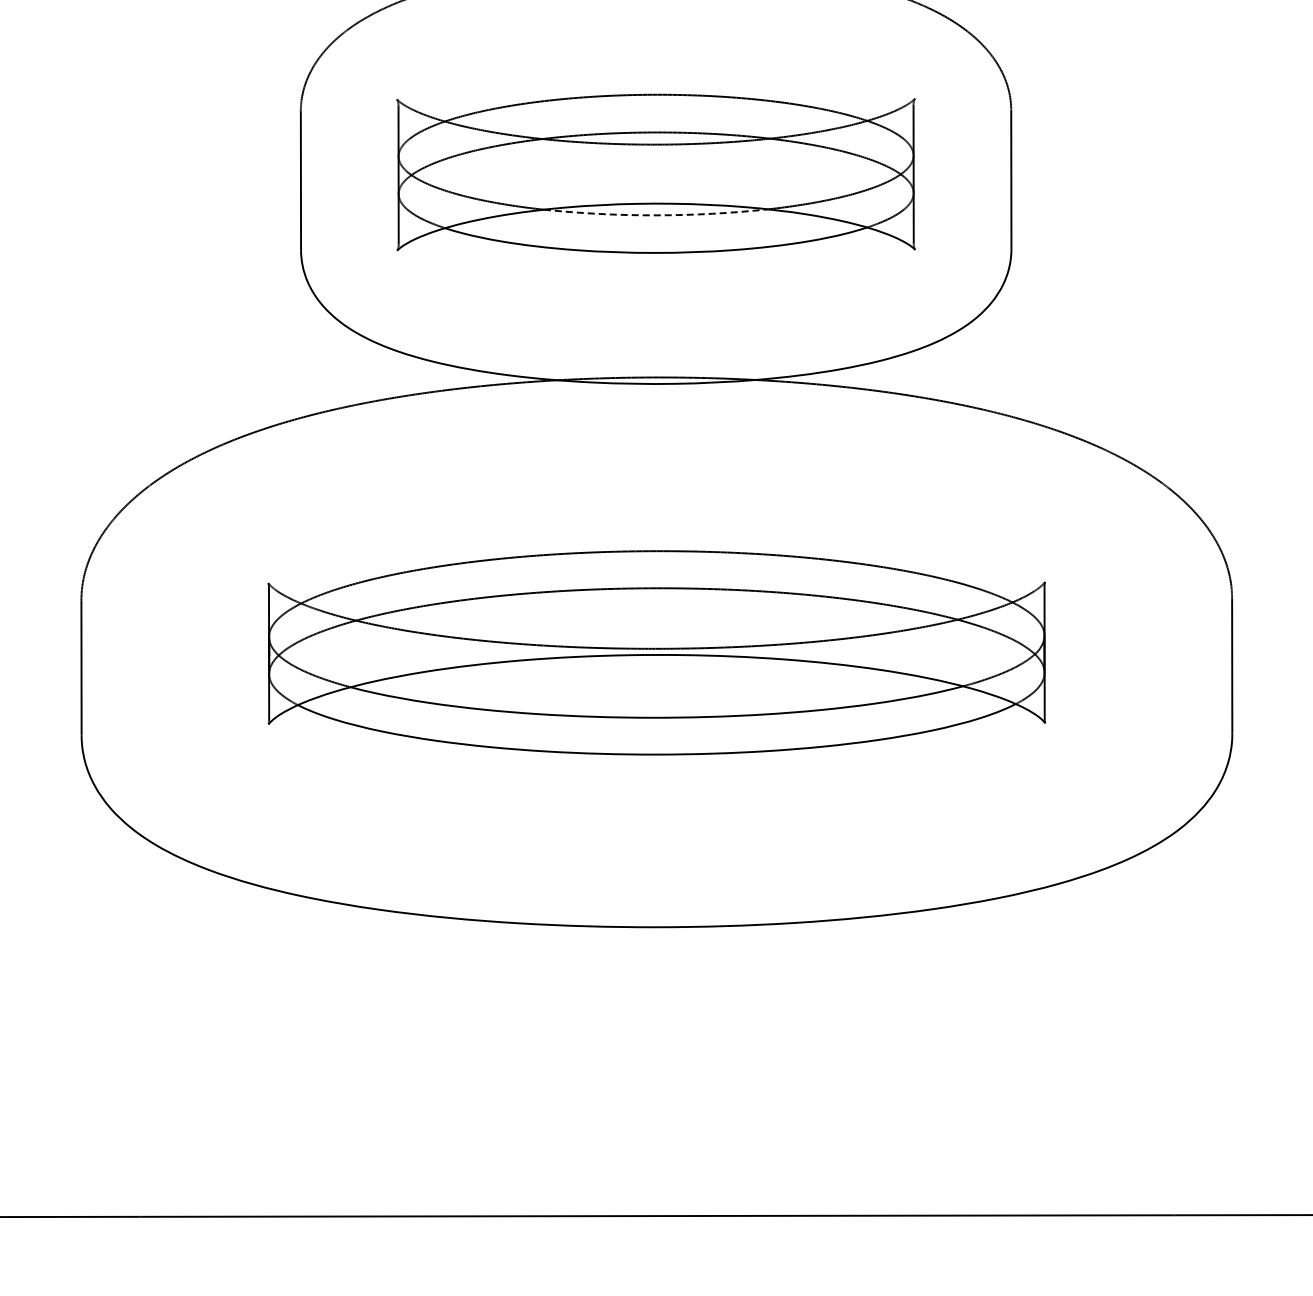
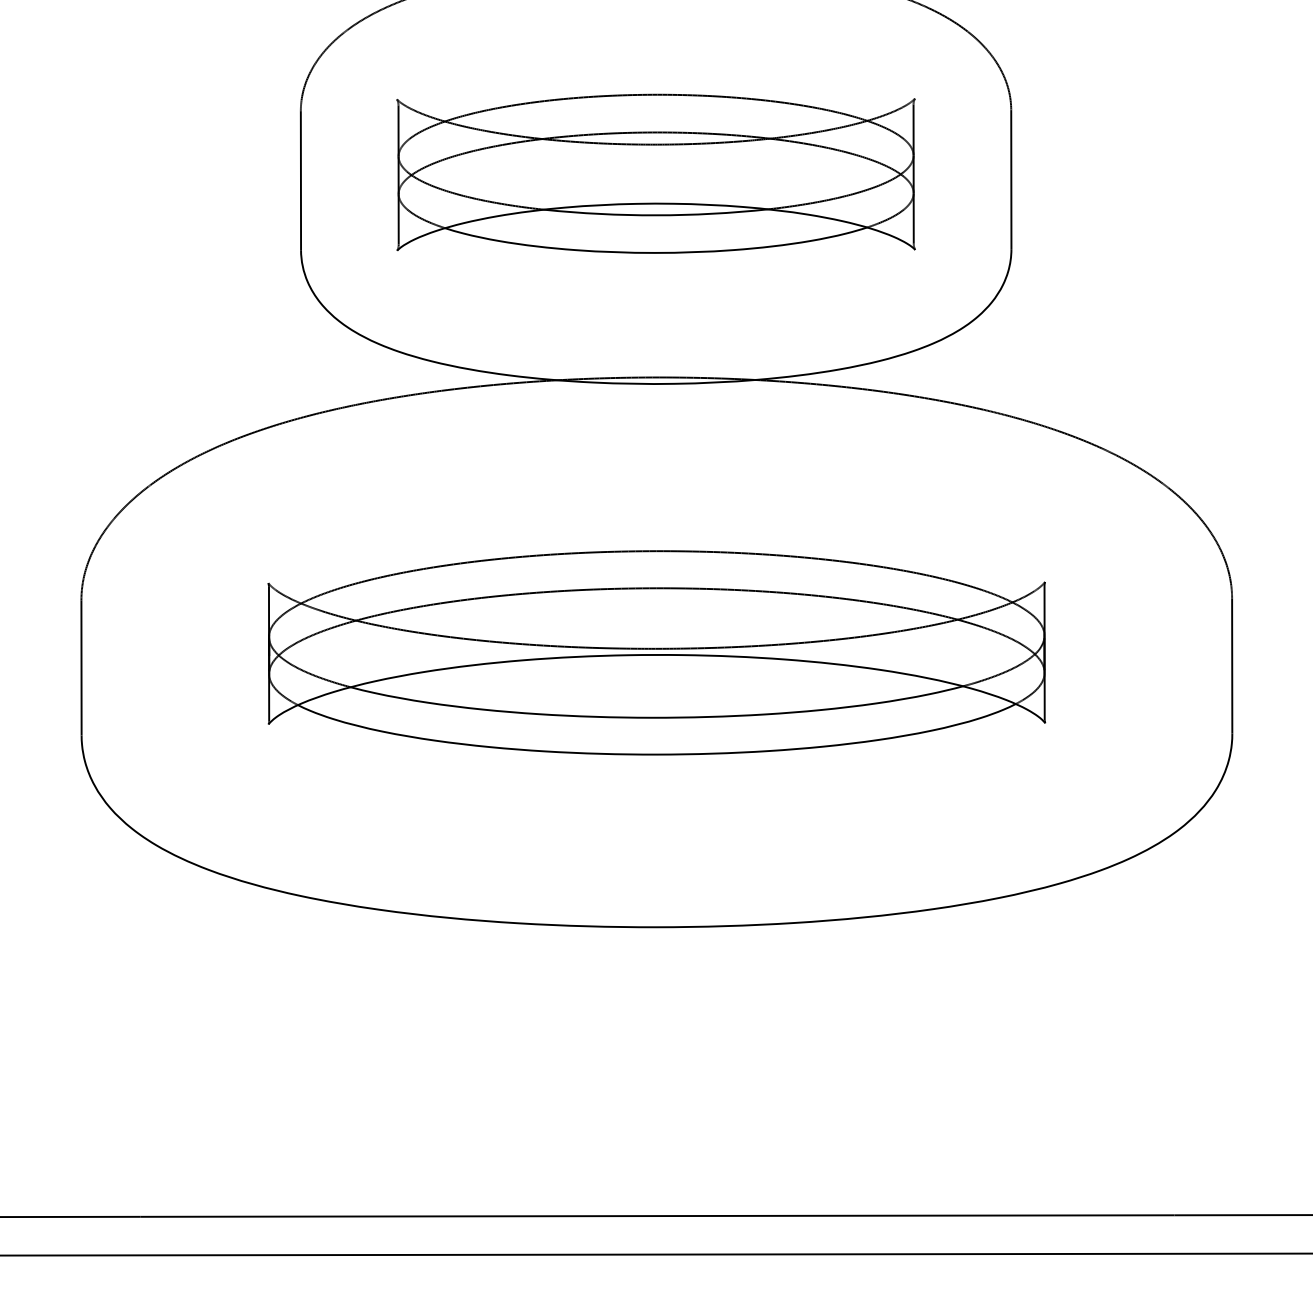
arc: dashed -> solid (656, 215)
line: none -> present (655, 1254)
